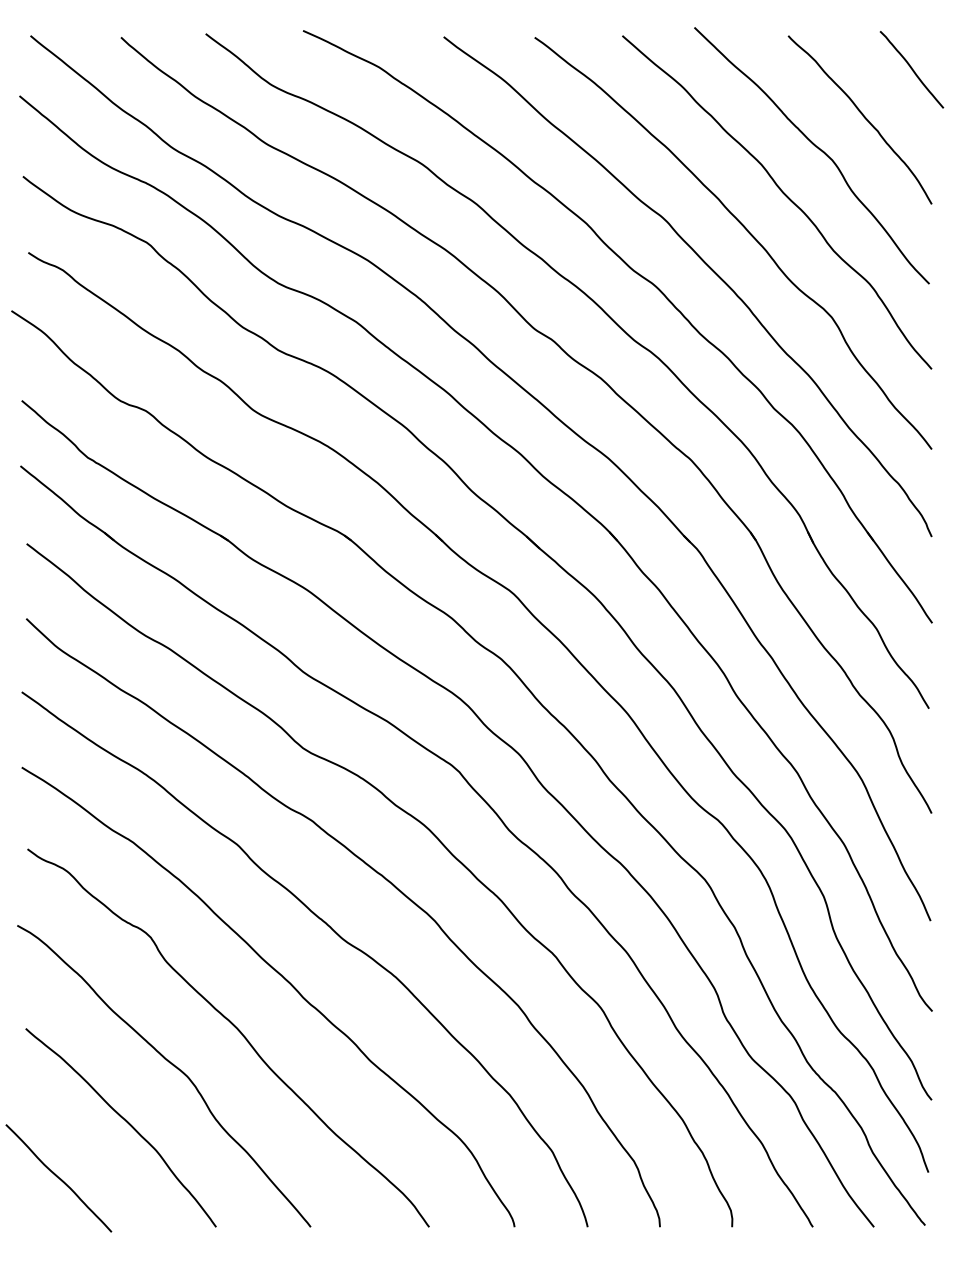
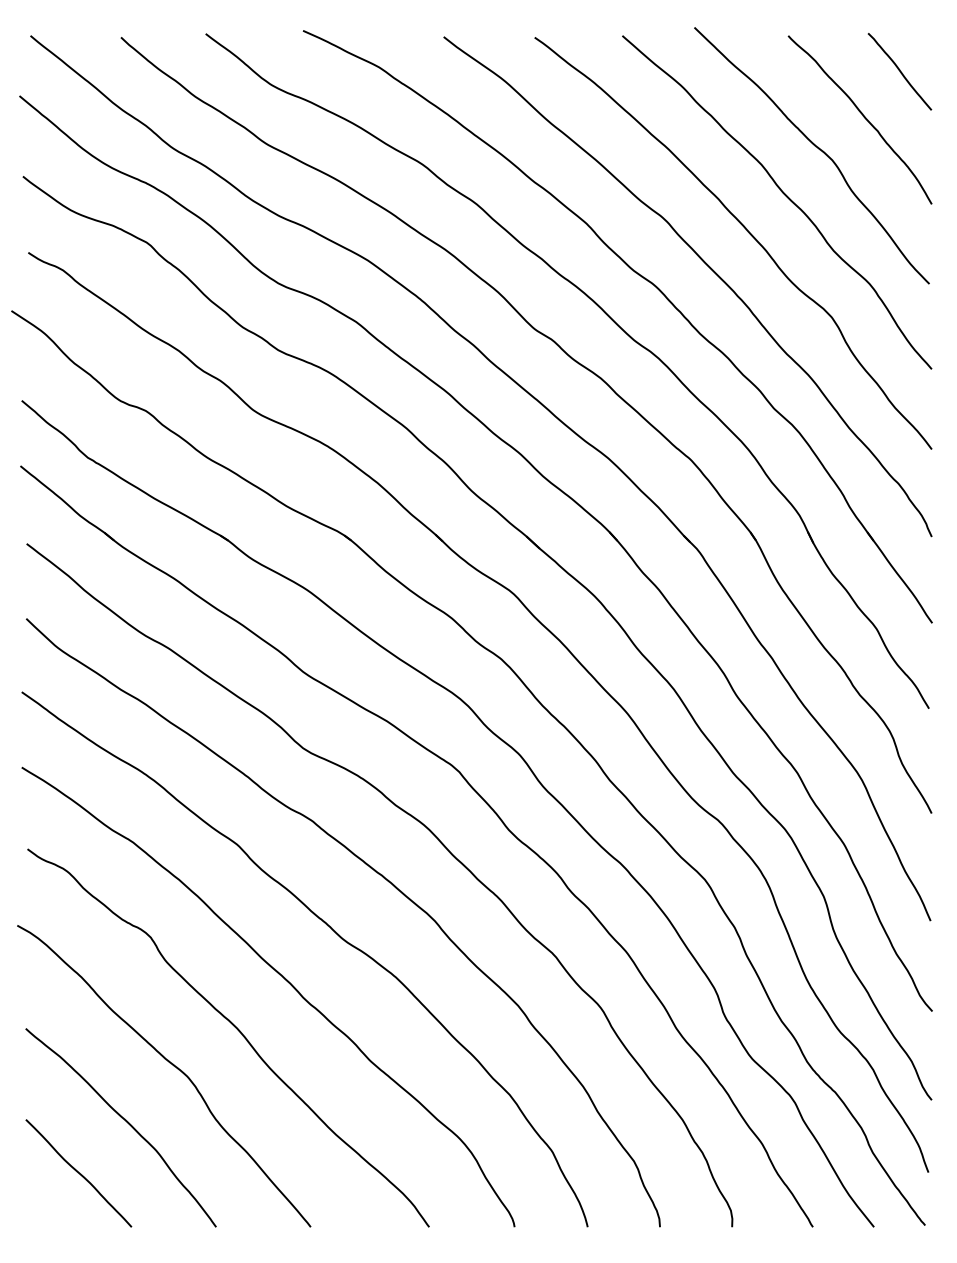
curve position: (911, 69) -> (899, 71) (899, 71)
curve position: (58, 1178) -> (78, 1173) (78, 1173)
